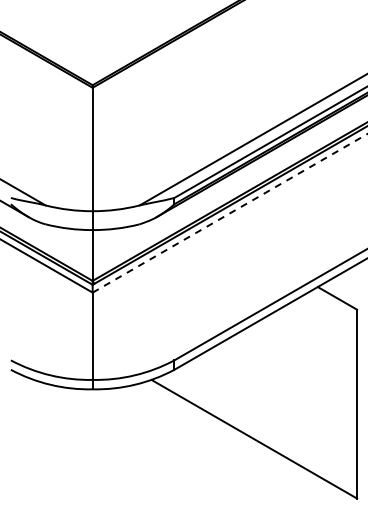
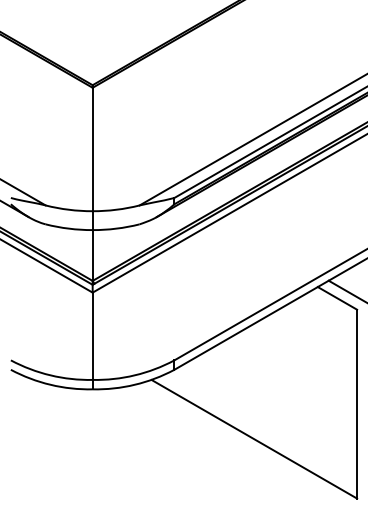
line: dashed -> solid (230, 213)
line: none -> present (346, 290)
